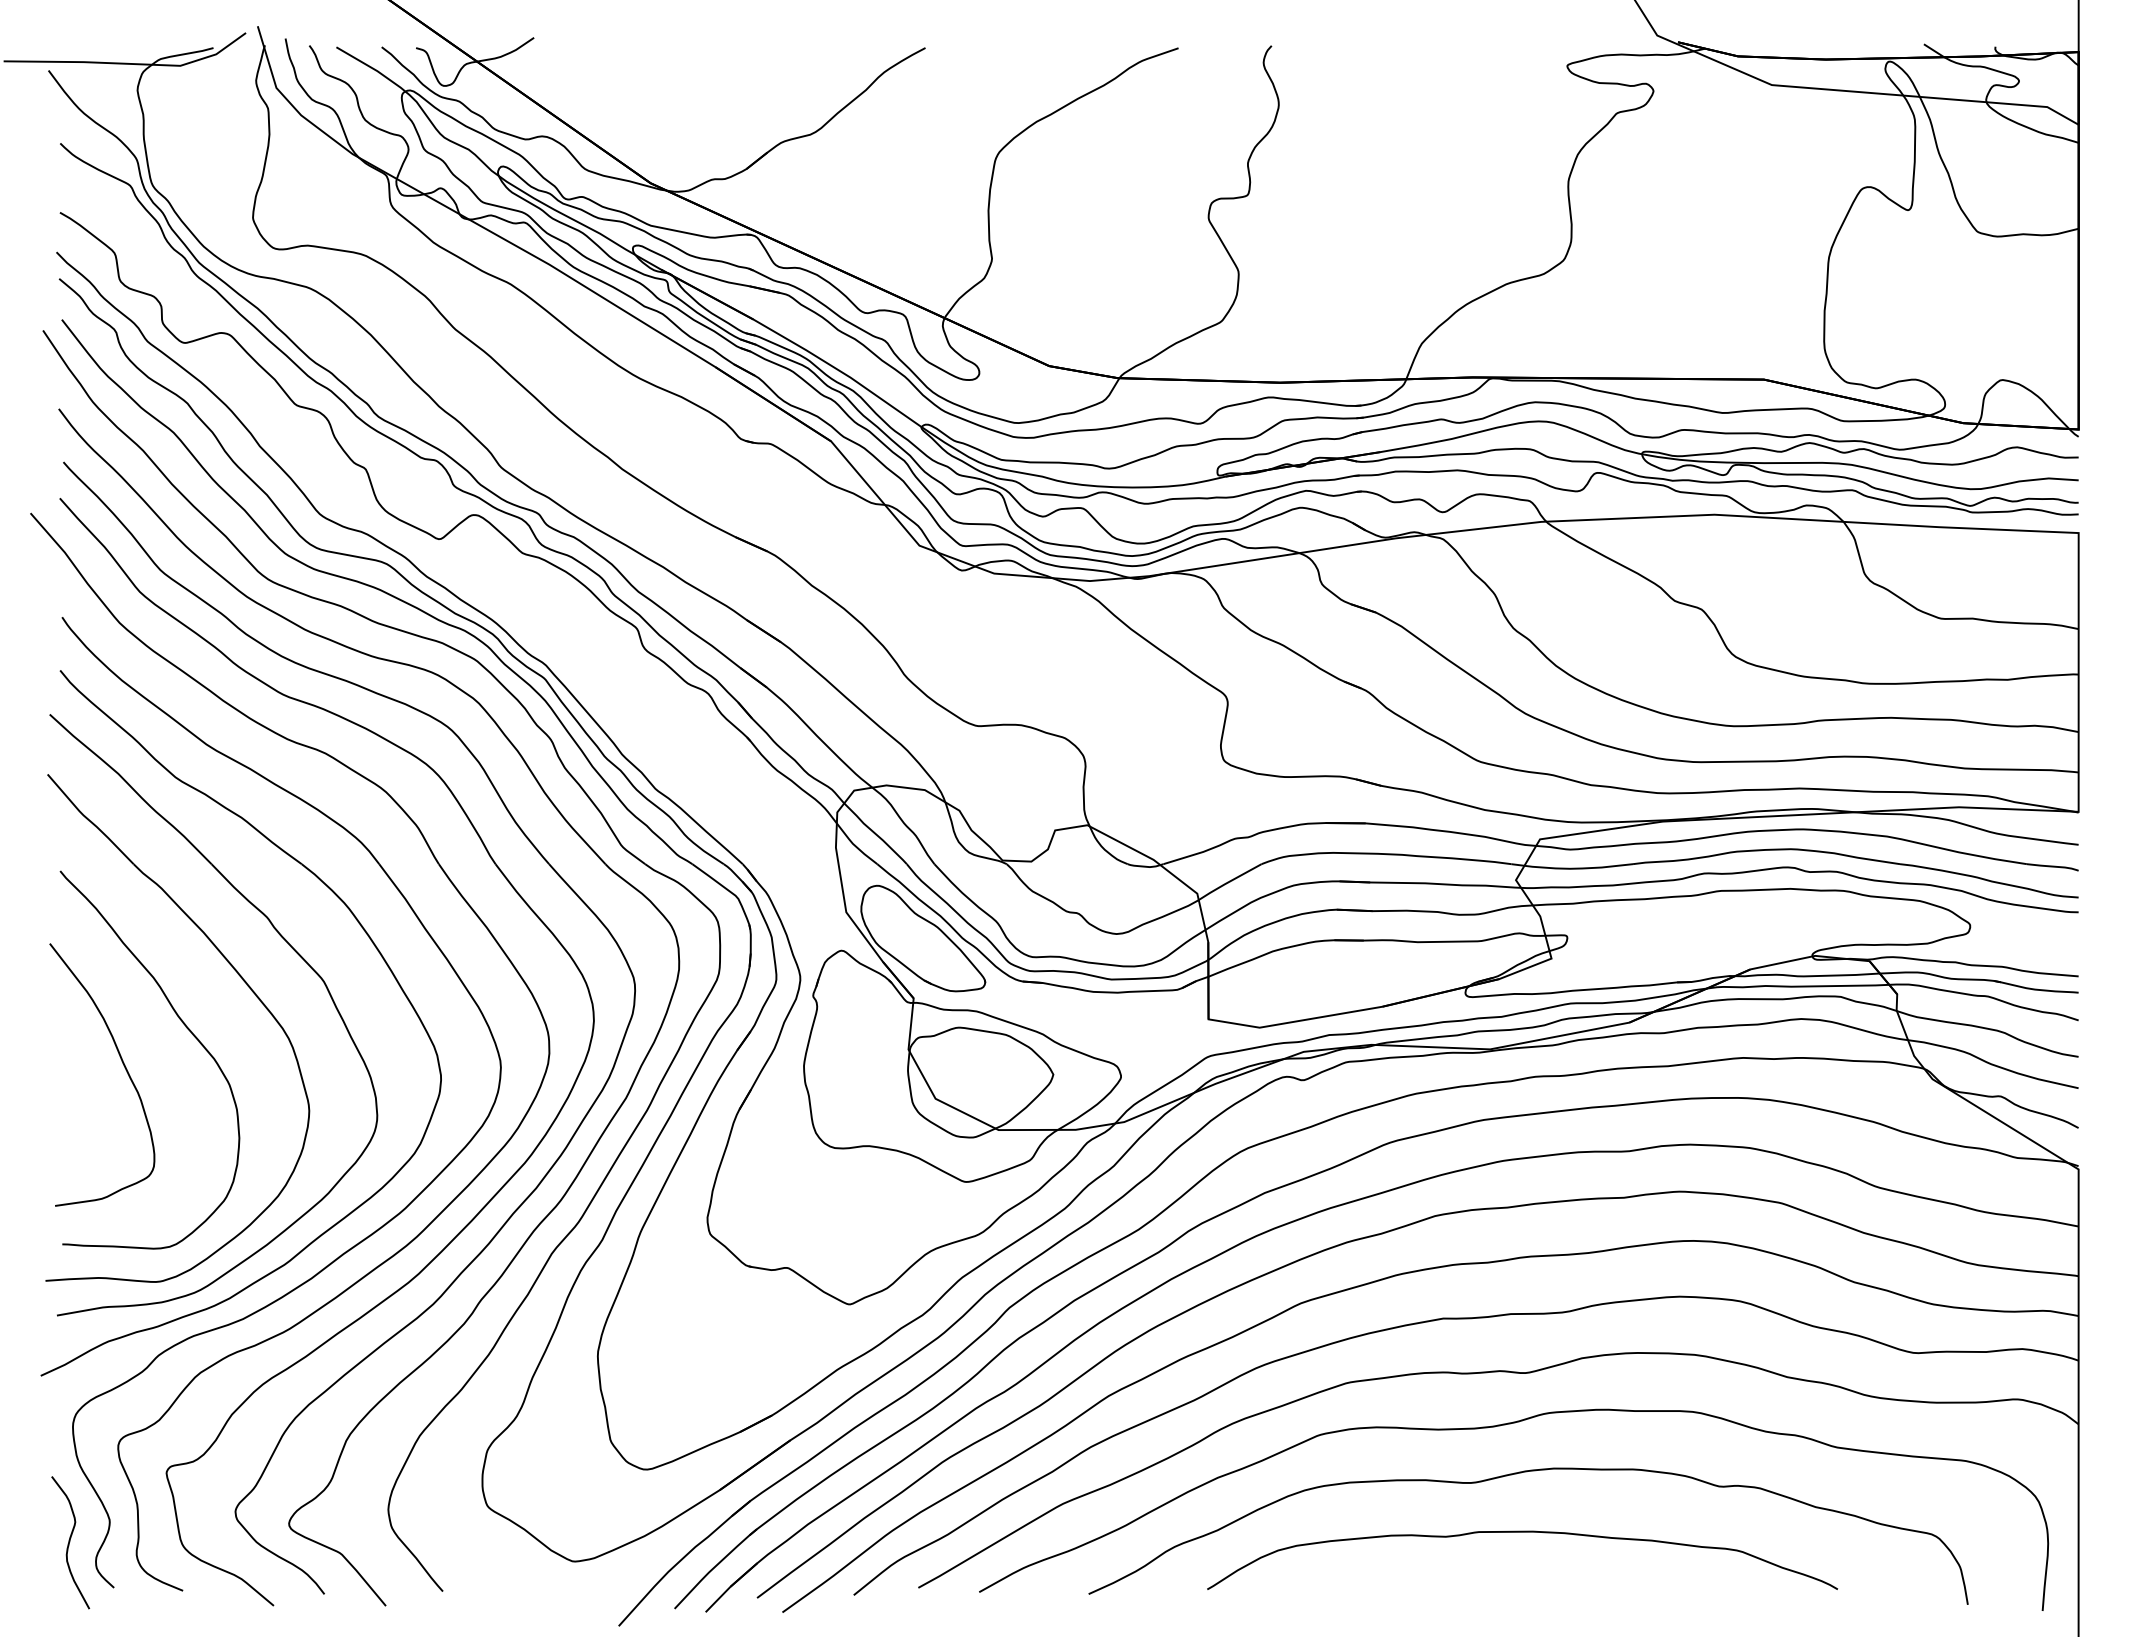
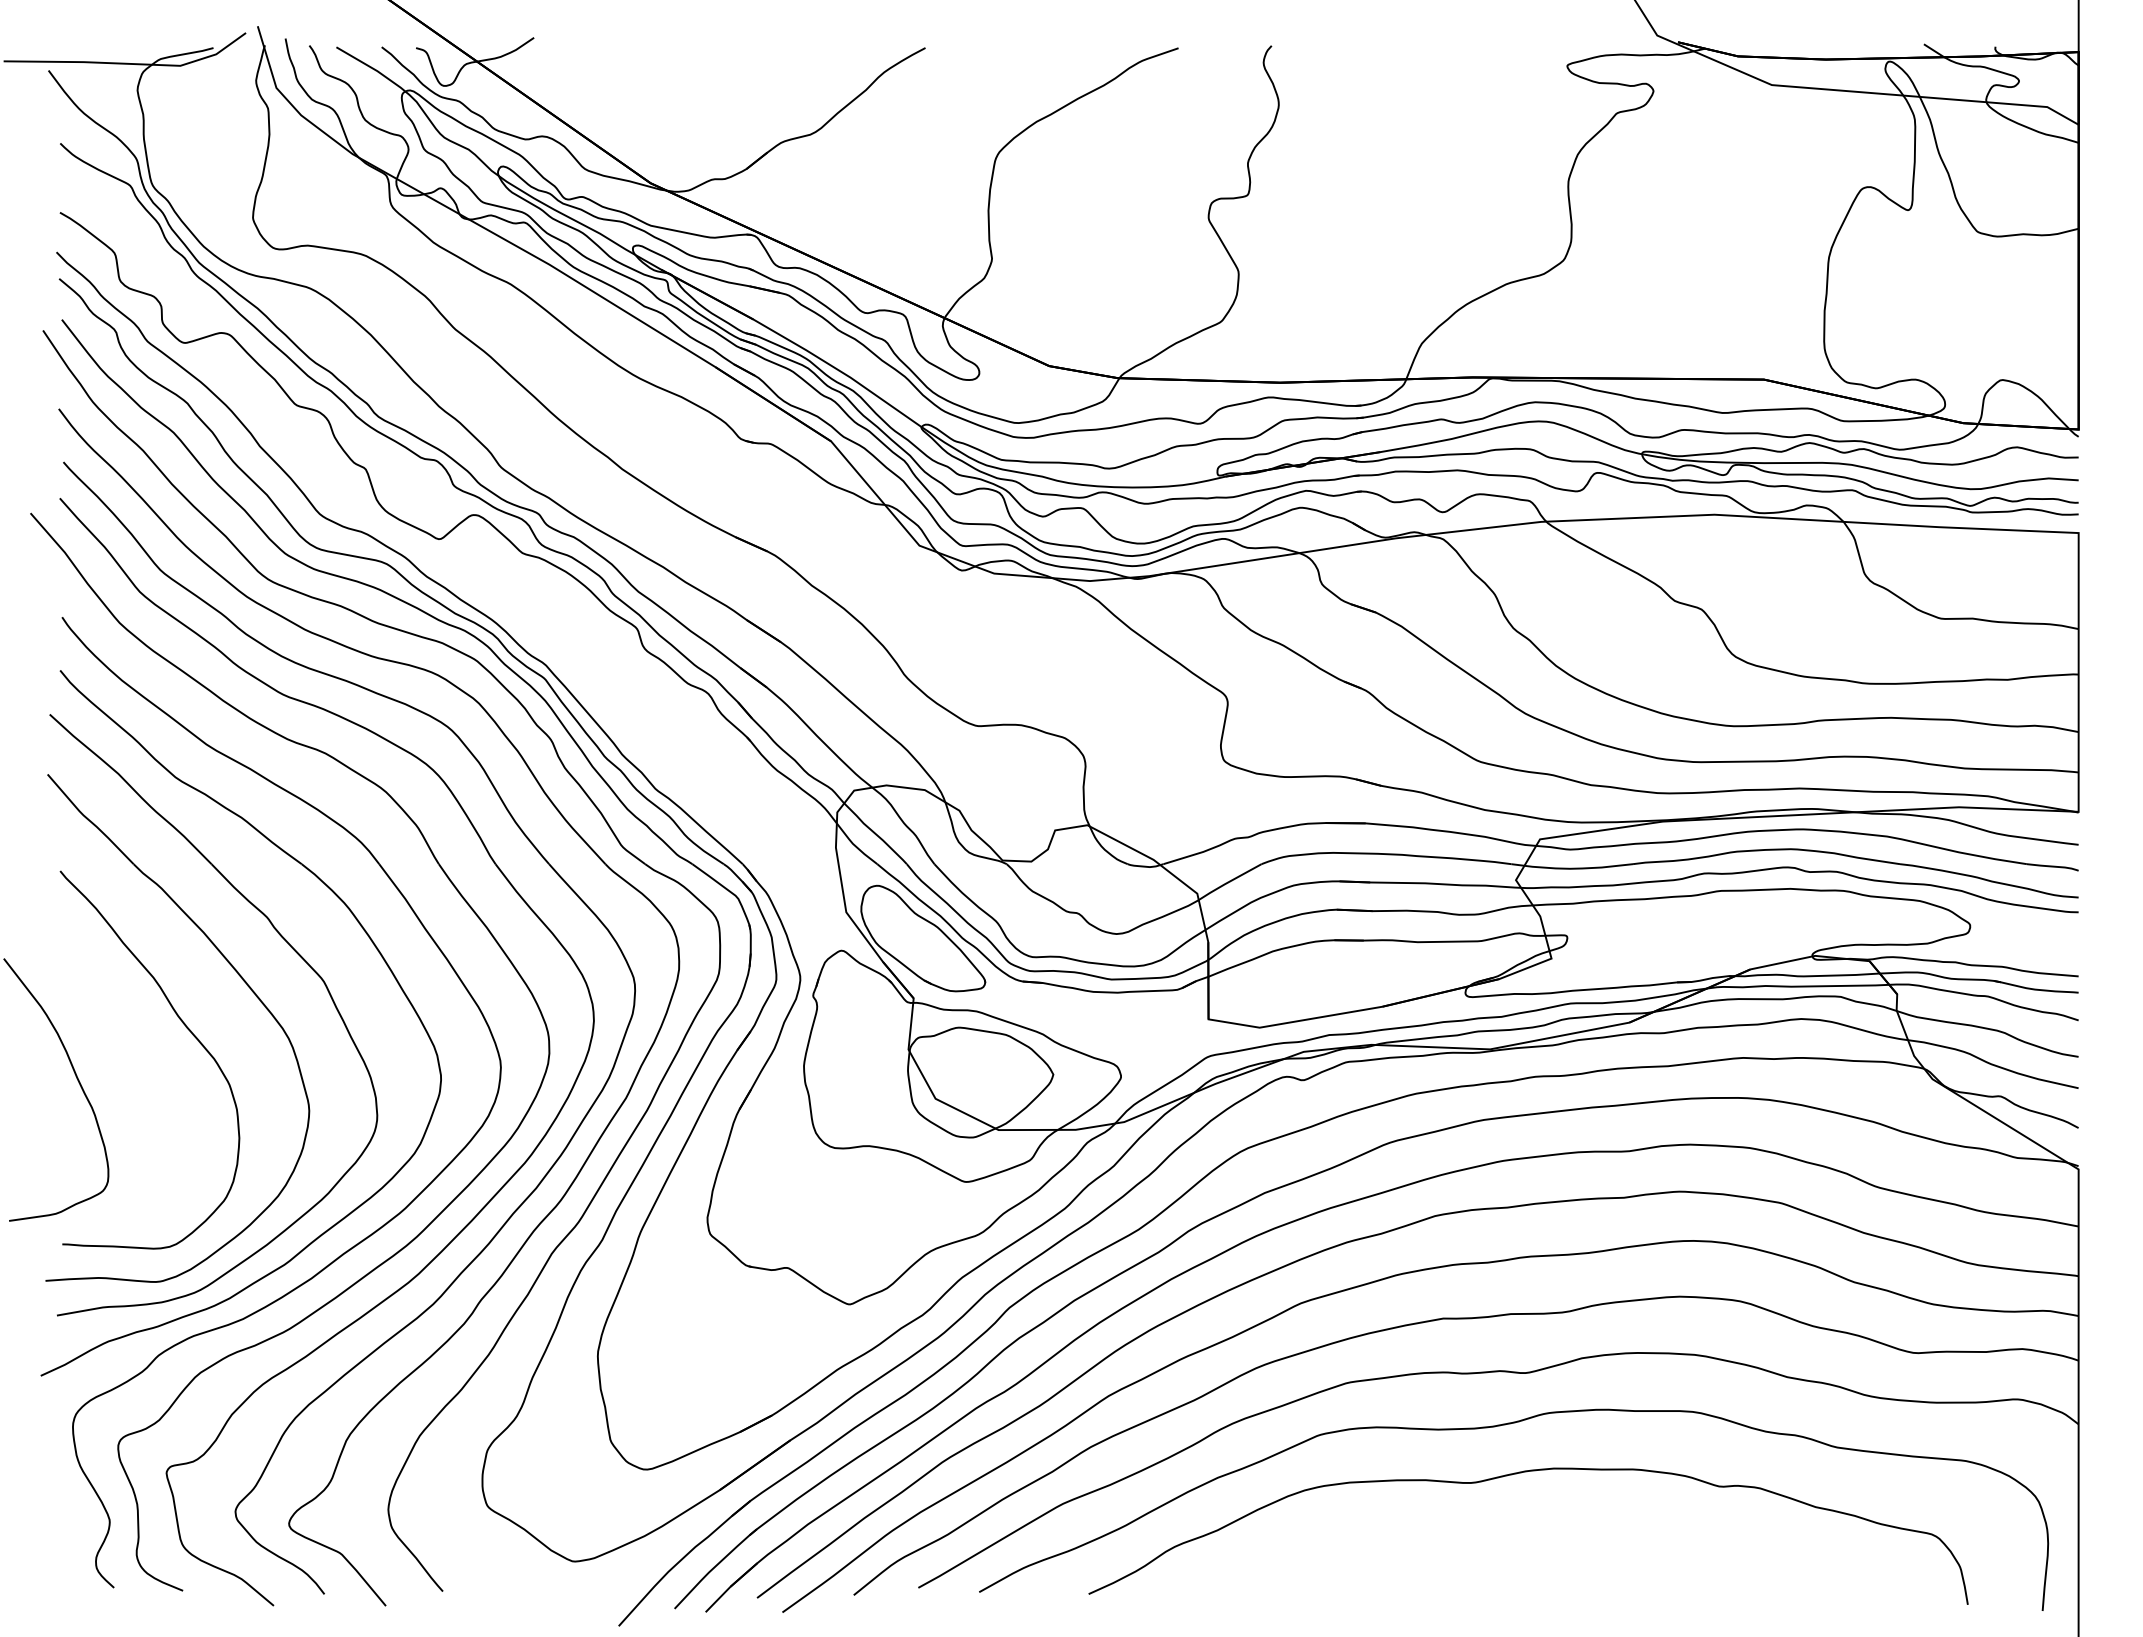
curve position: (124, 1068) -> (78, 1083) (78, 1083)
curve: present -> none (1522, 1532)
curve: present -> none (70, 1542)
